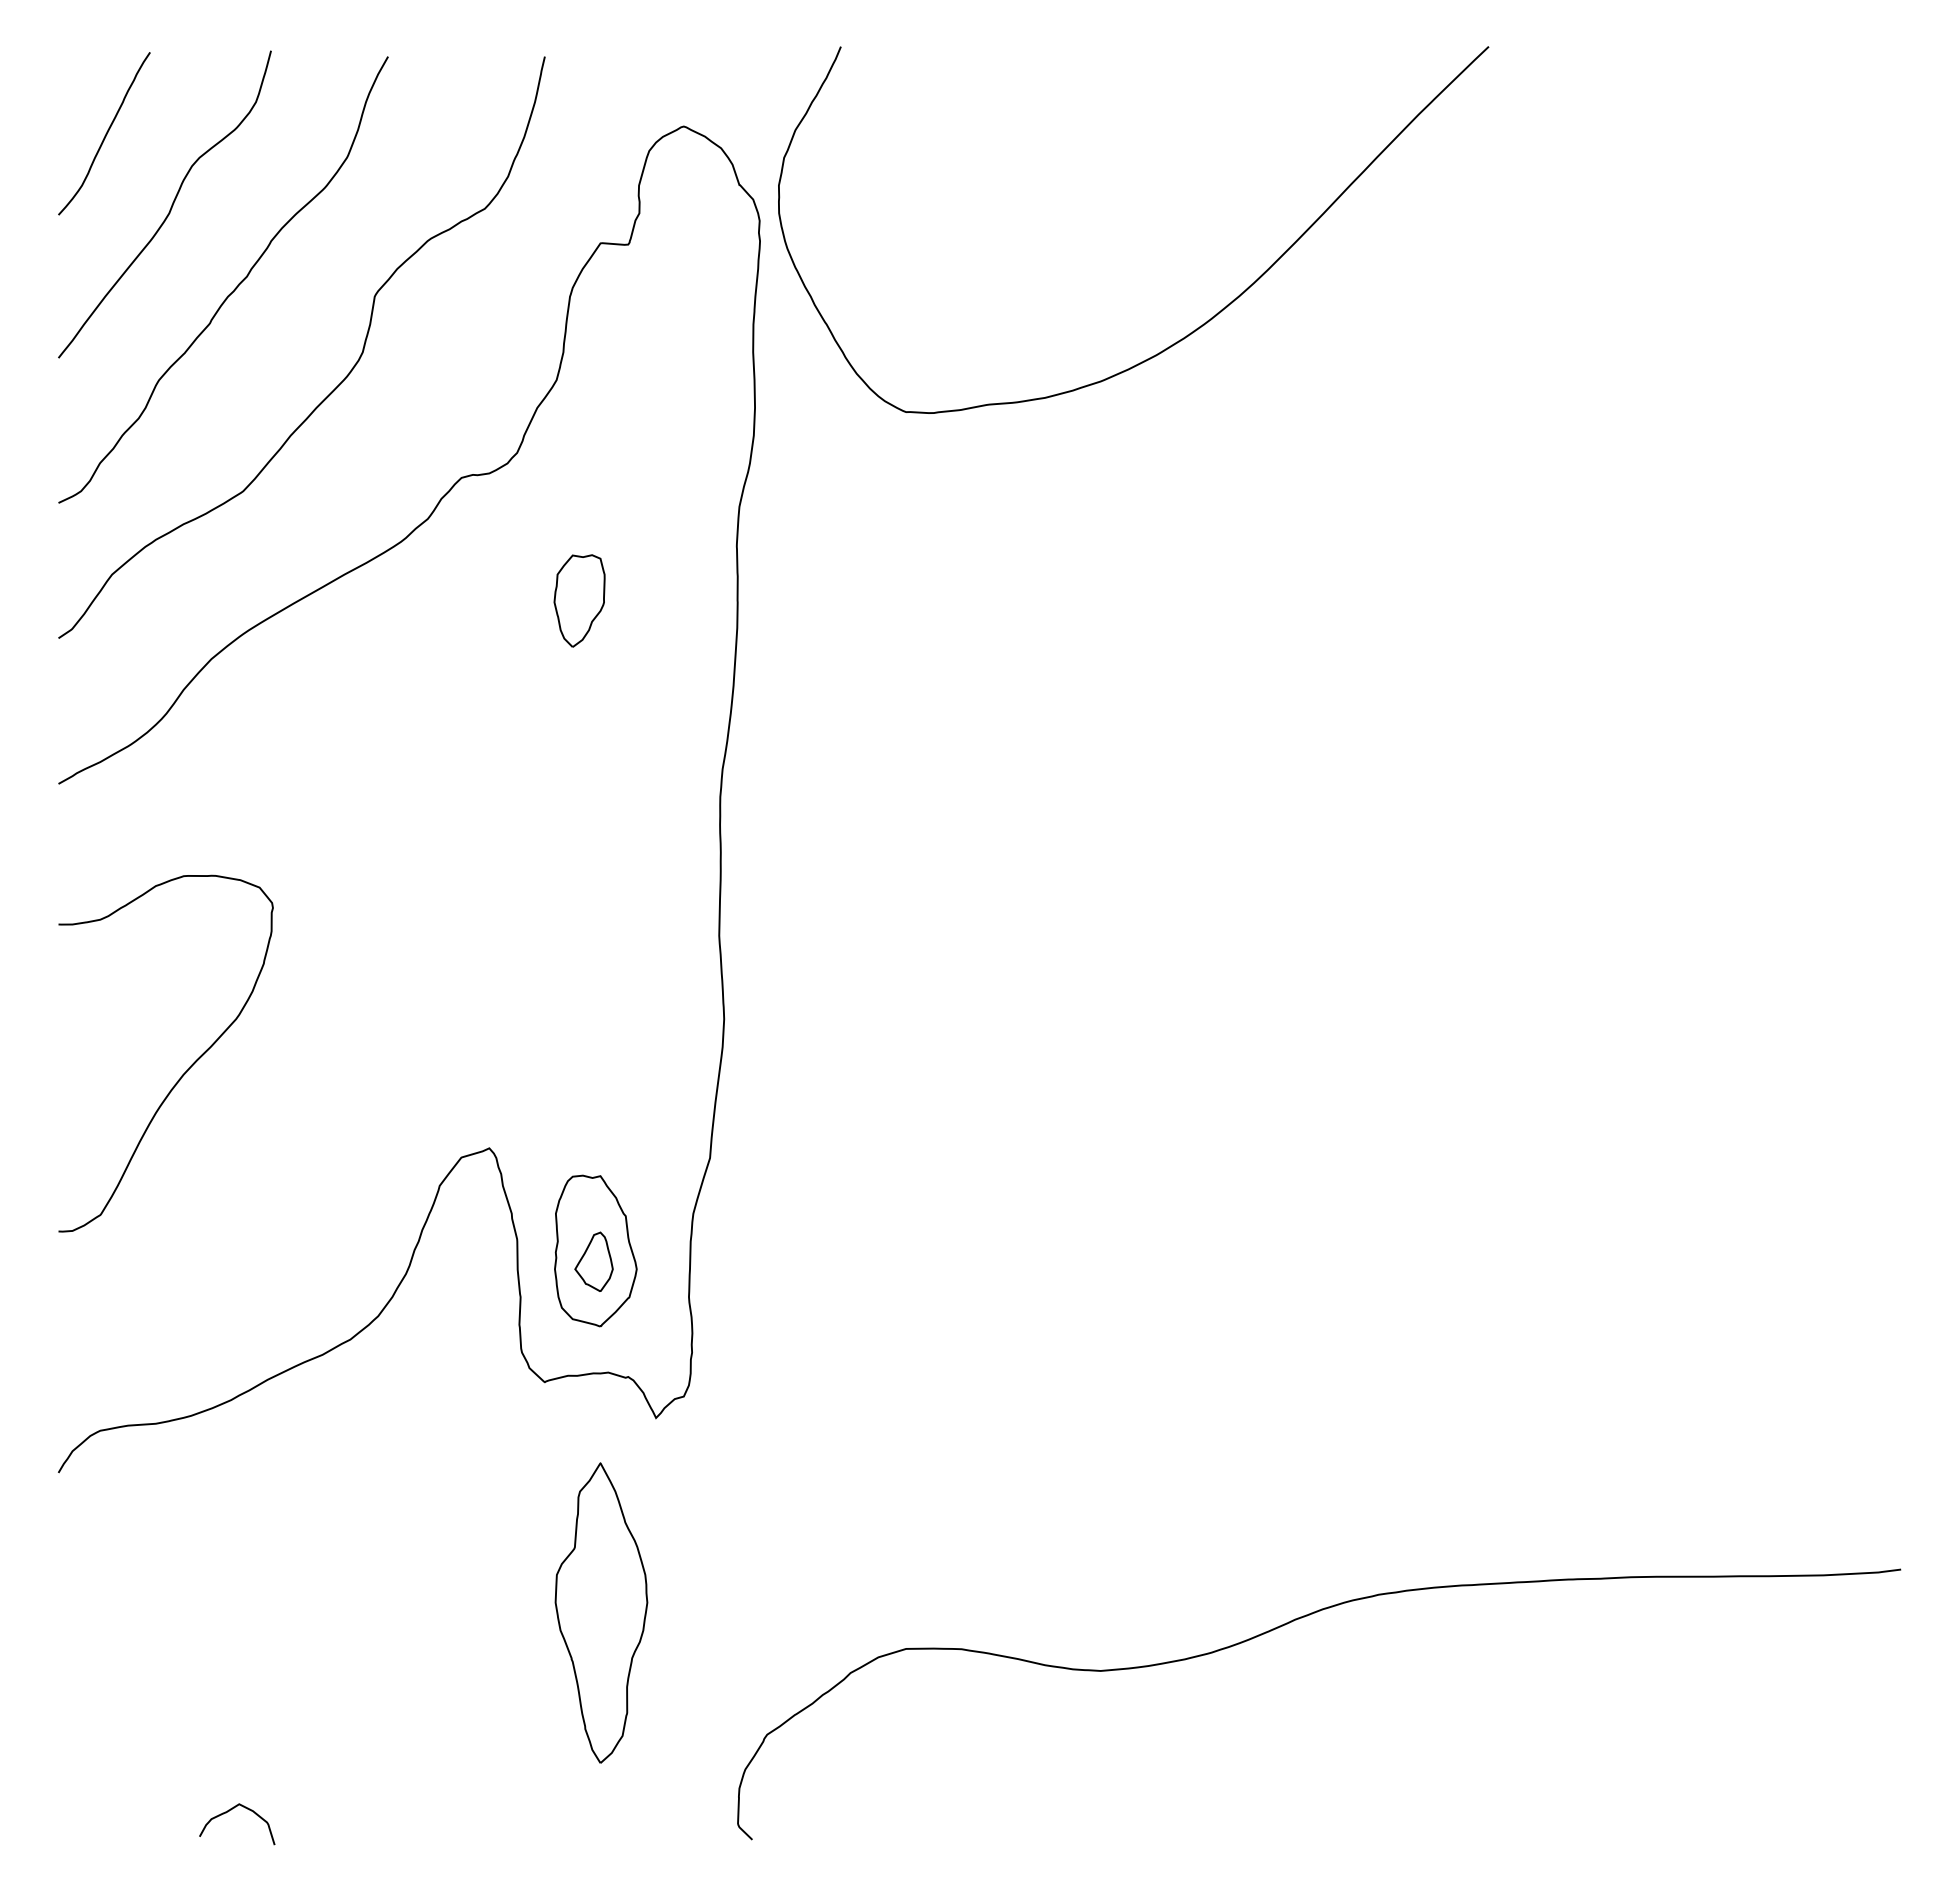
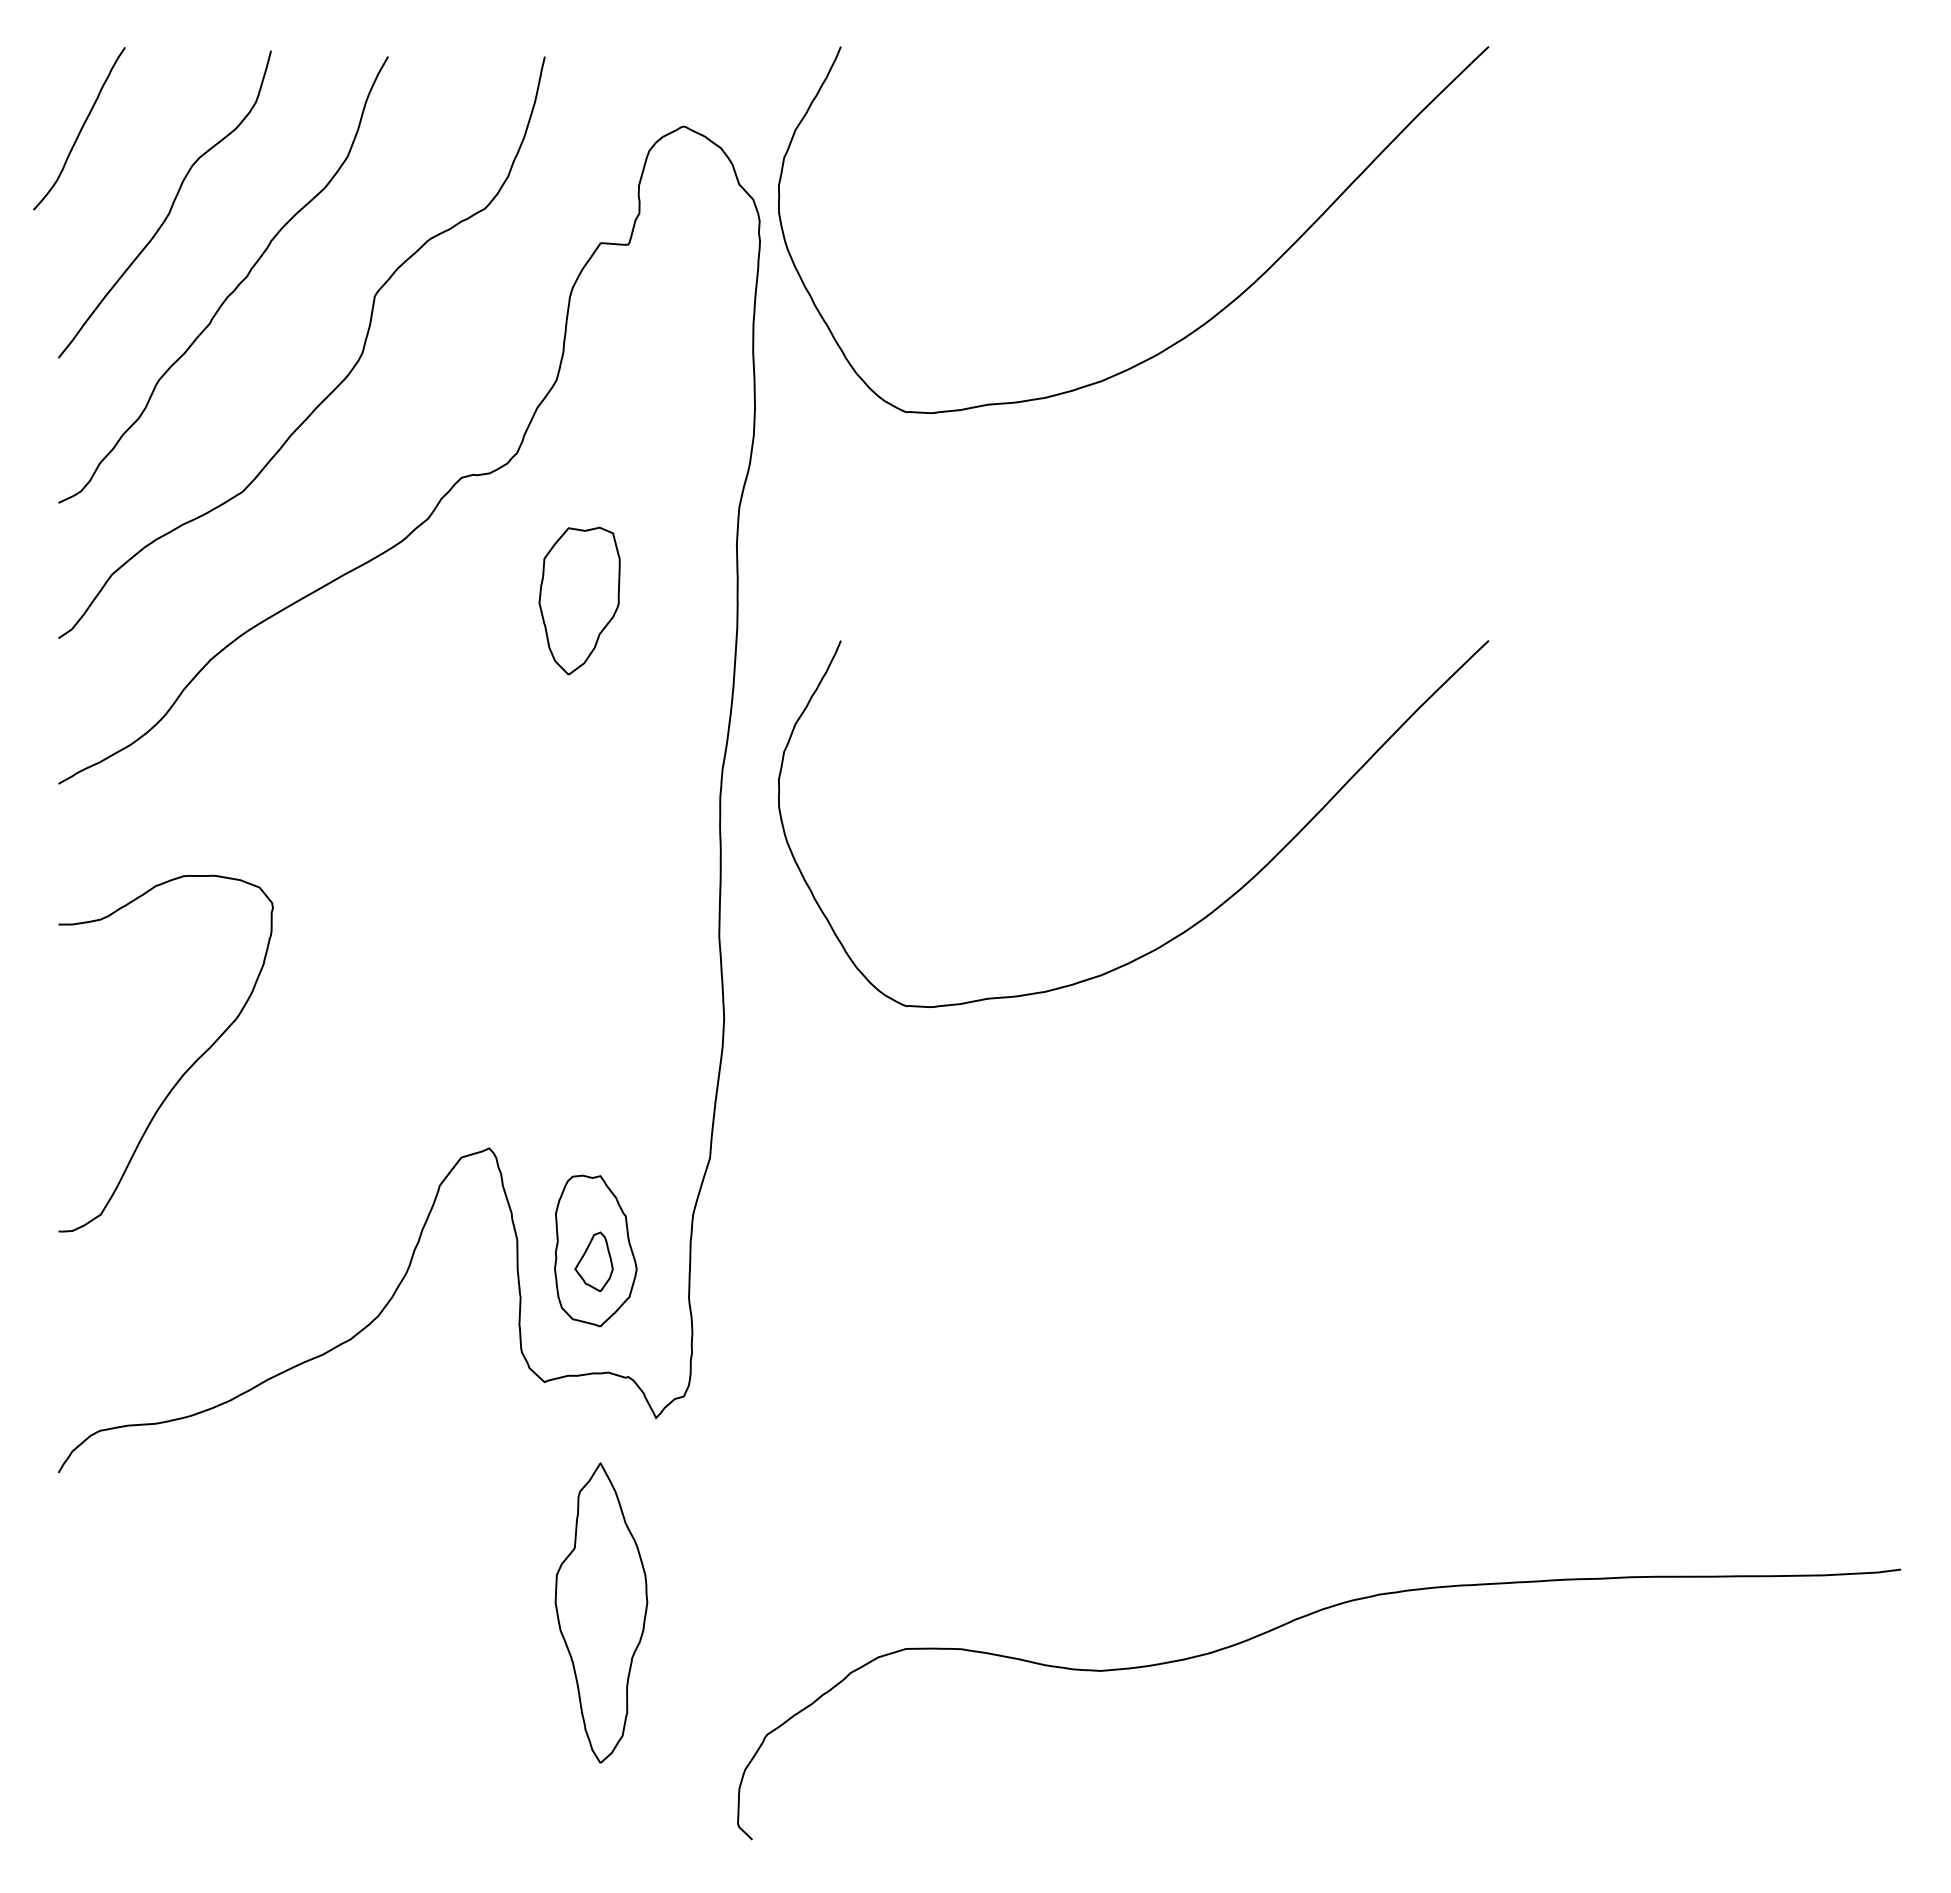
curve position: (105, 133) -> (80, 128) (80, 128)
part size: 53x94 px -> 83x150 px (579, 600)
curve: none -> present (1197, 921)
curve: present -> none (231, 1810)
